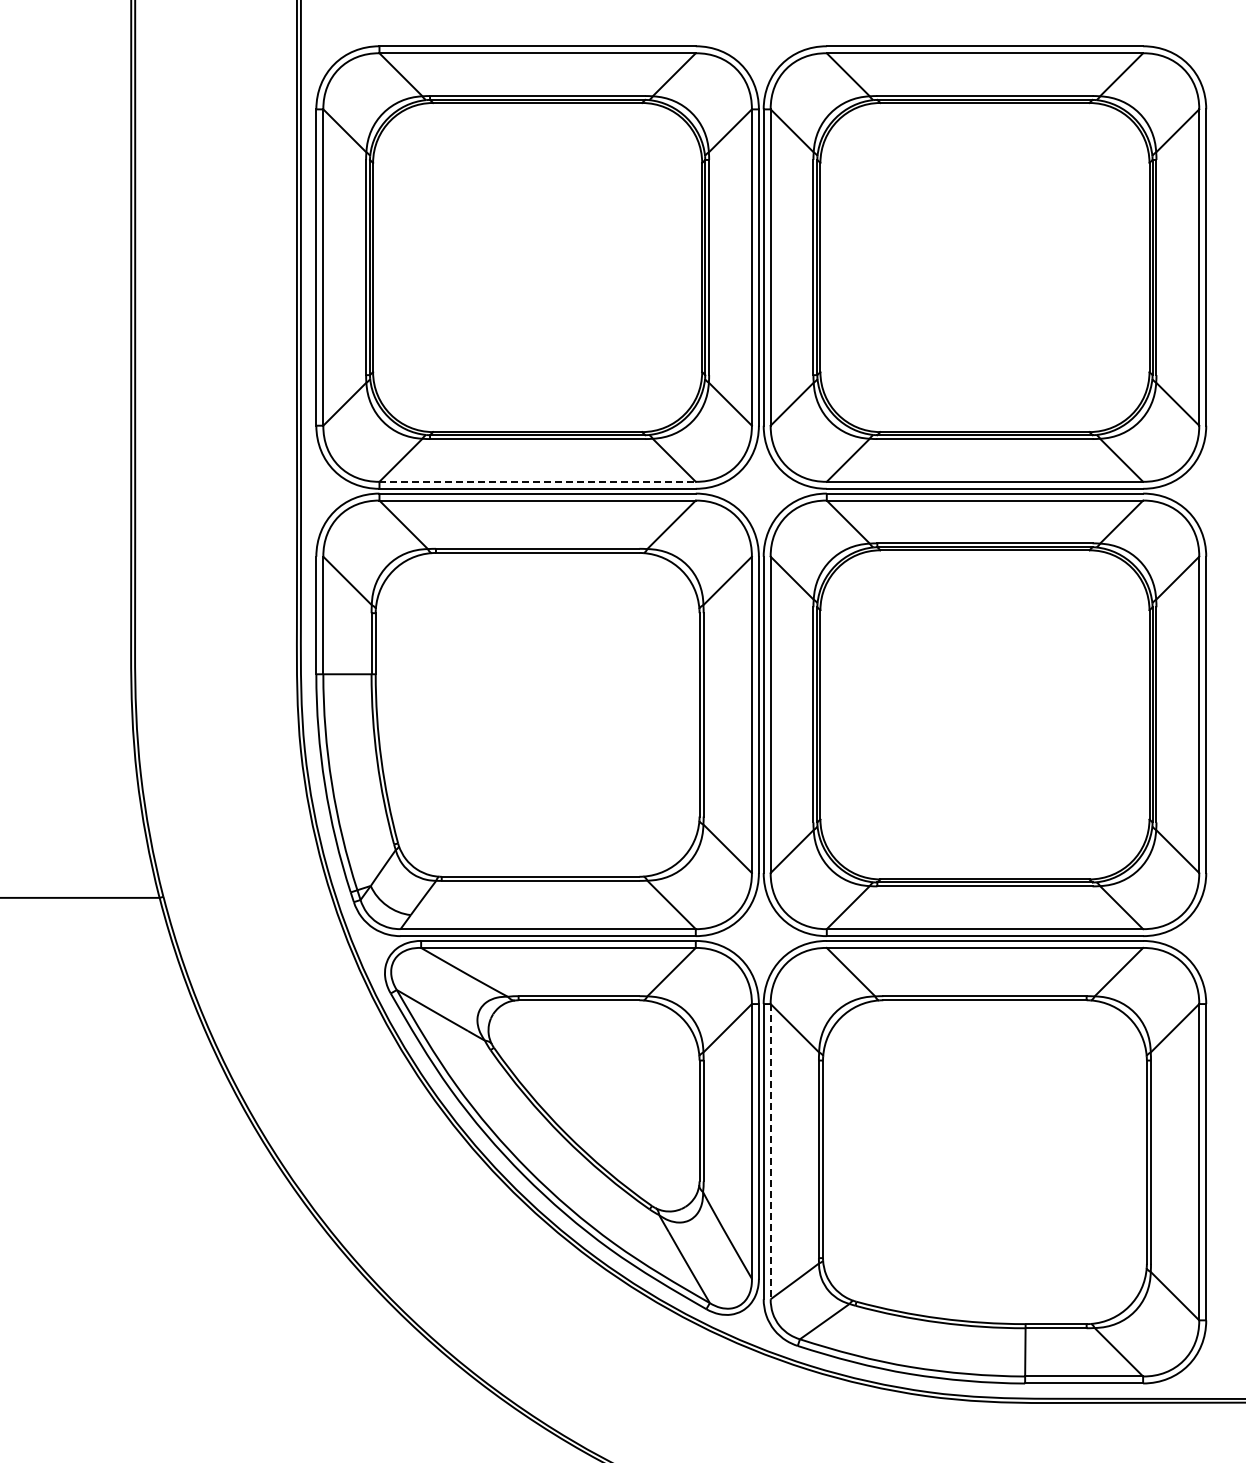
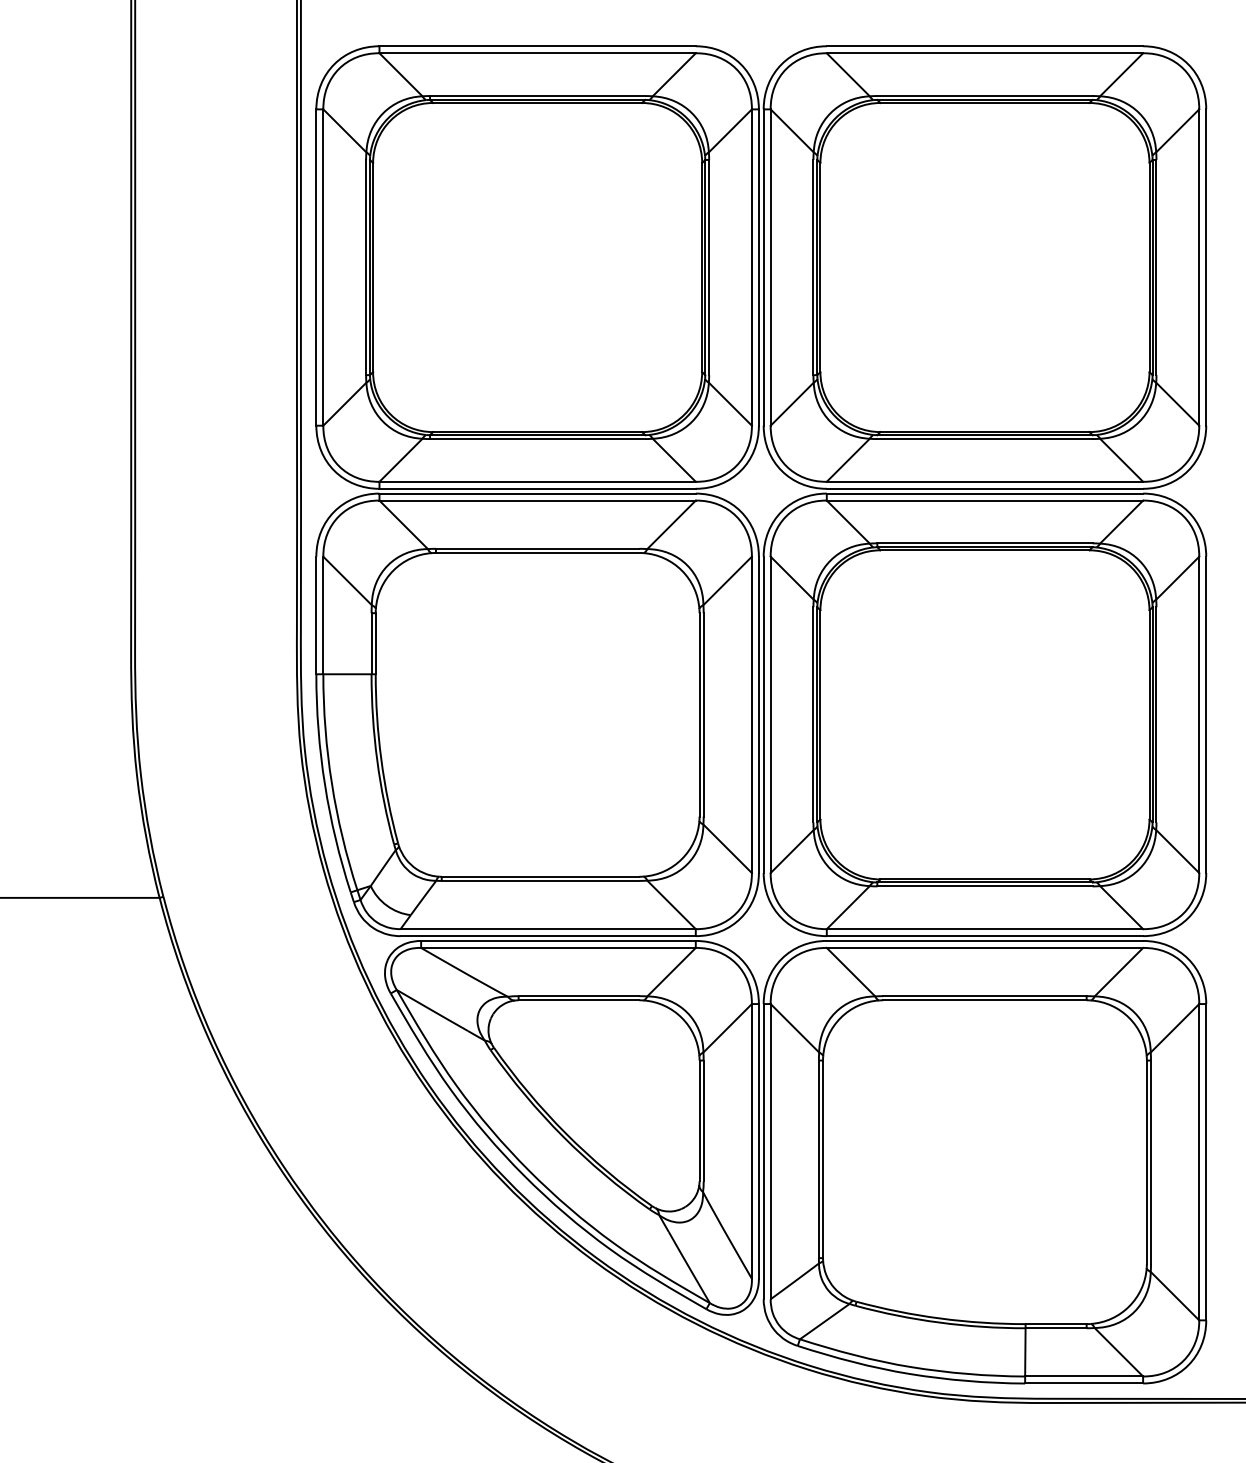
line: dashed -> solid (538, 481)
line: dashed -> solid (770, 1151)
